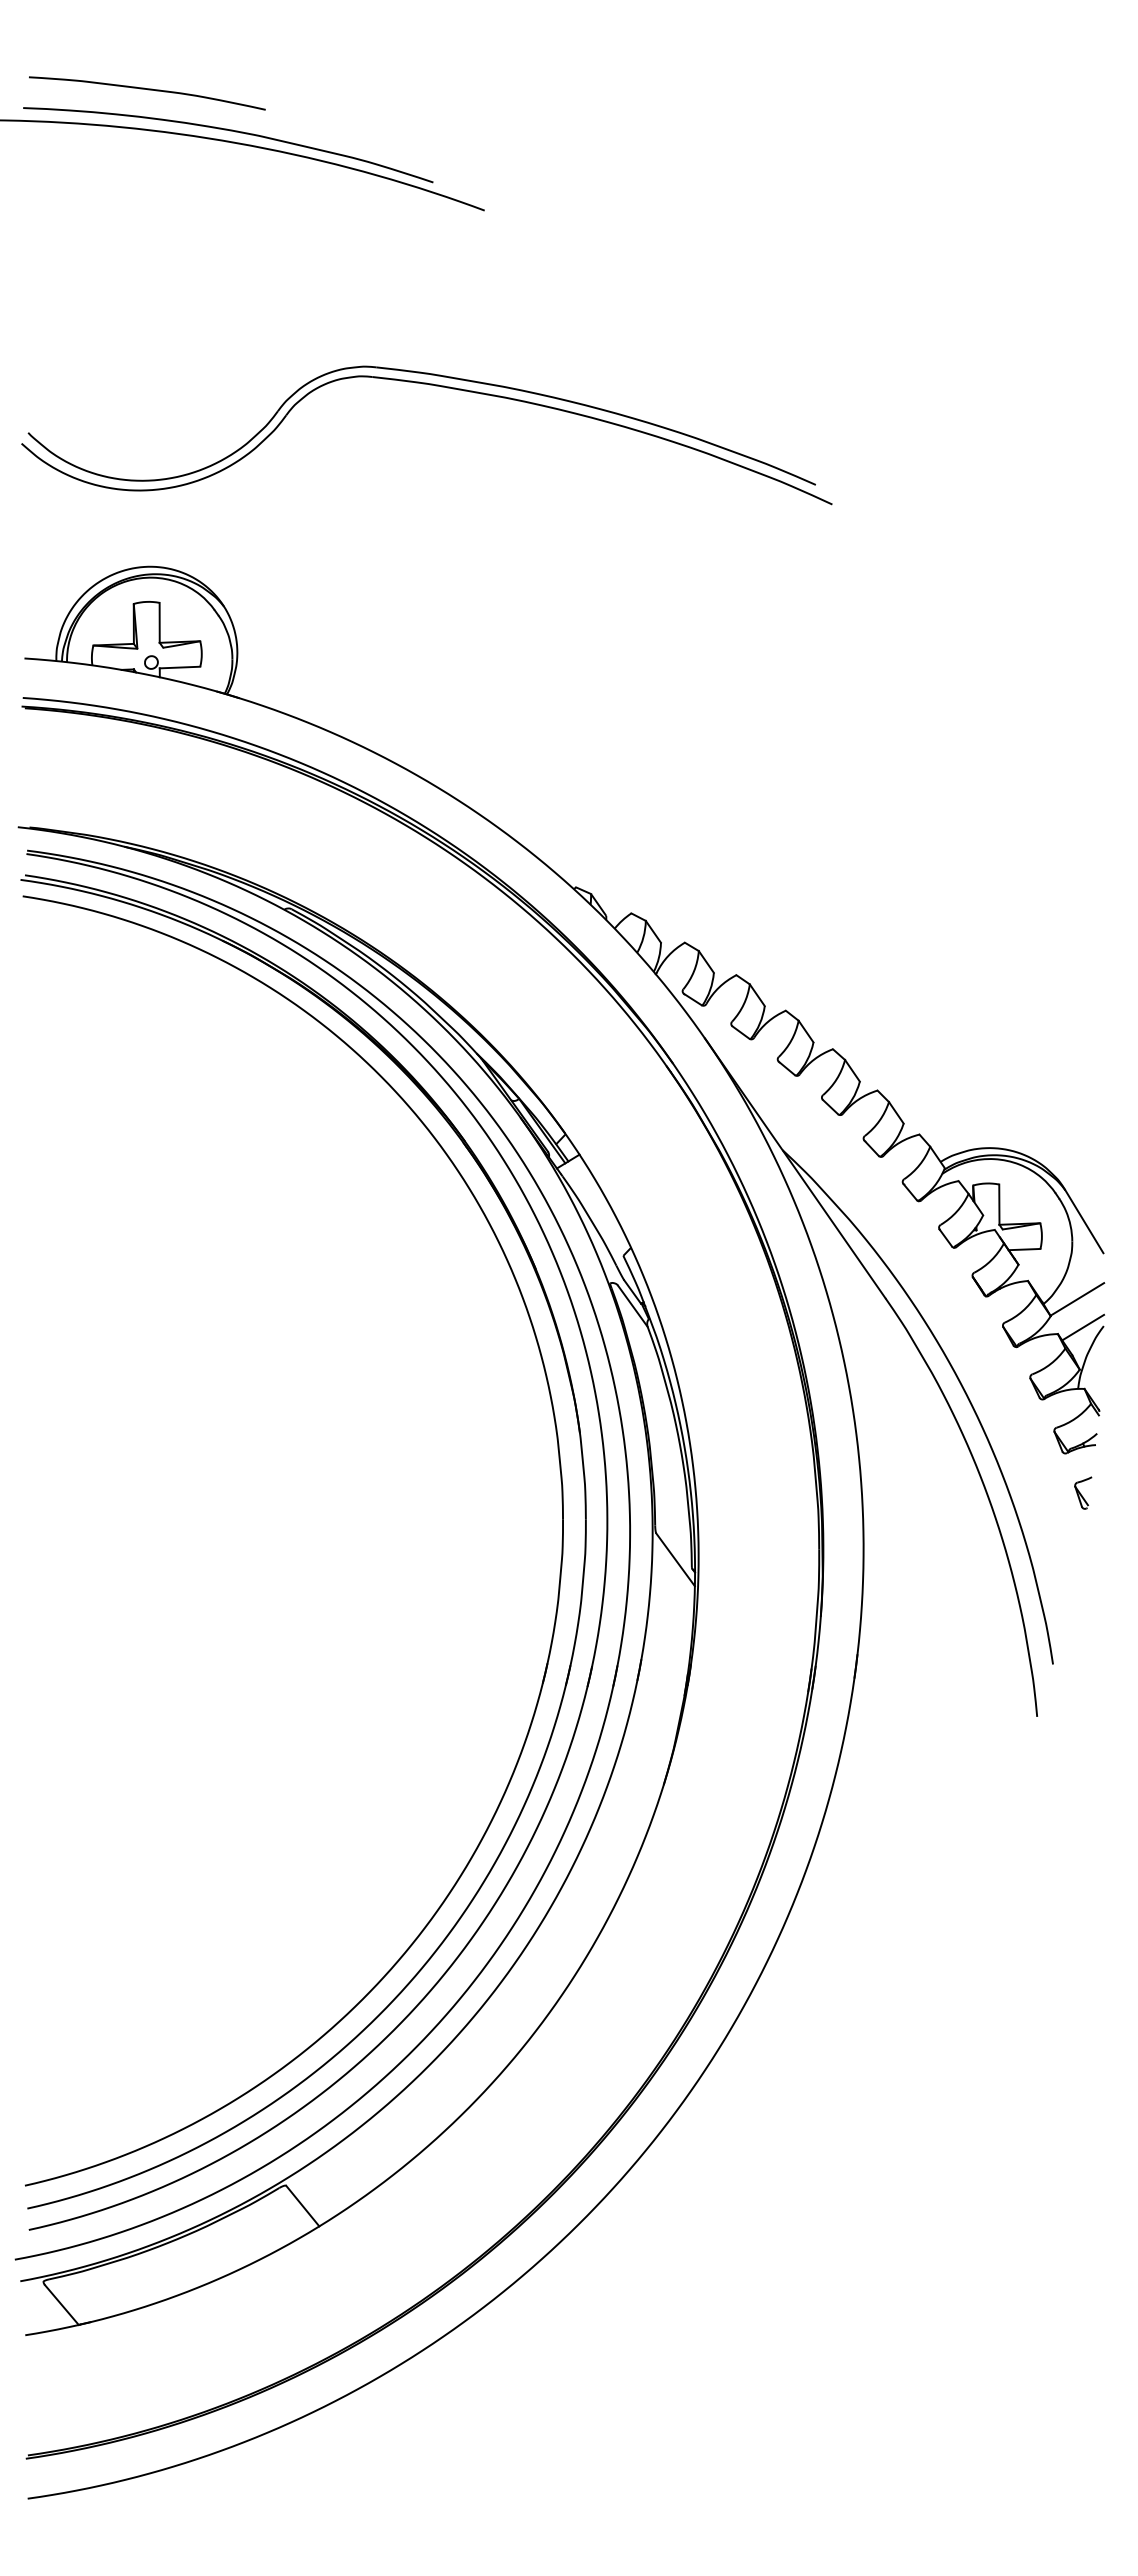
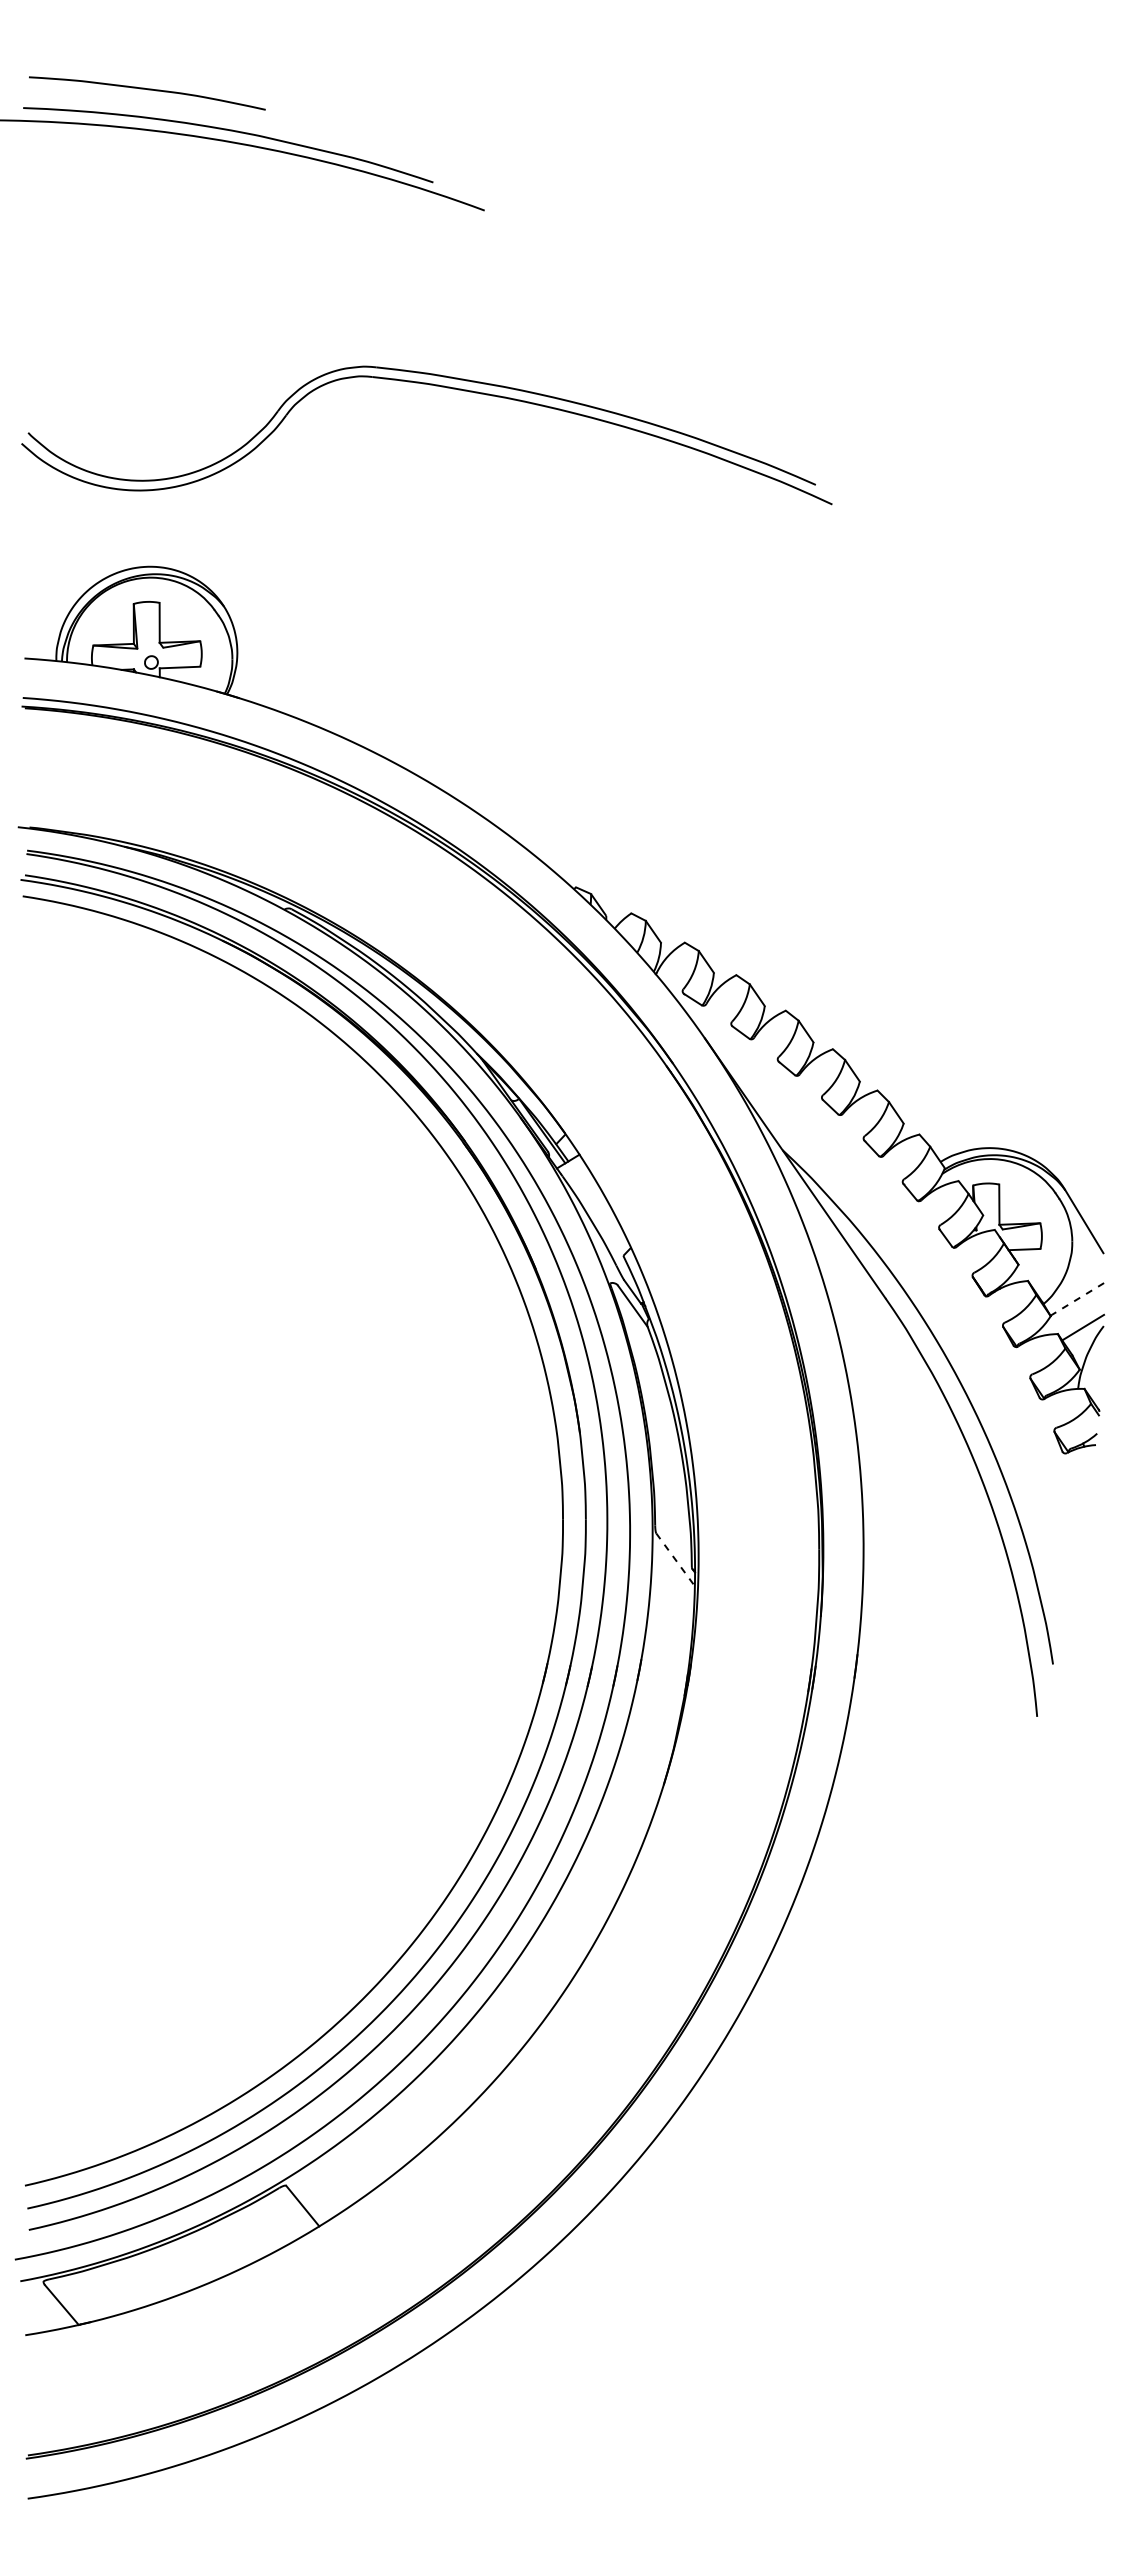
line: solid -> dashed (1076, 1299)
part: present -> none (1083, 1492)
line: solid -> dashed (675, 1559)
